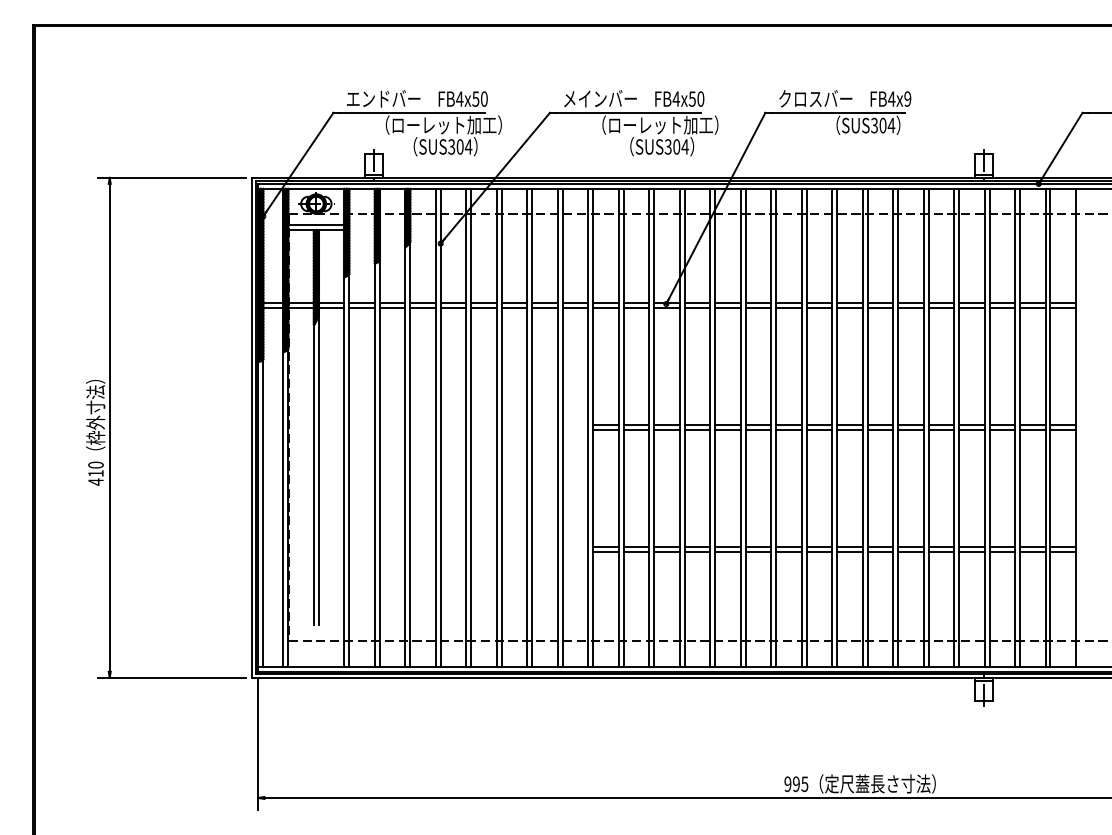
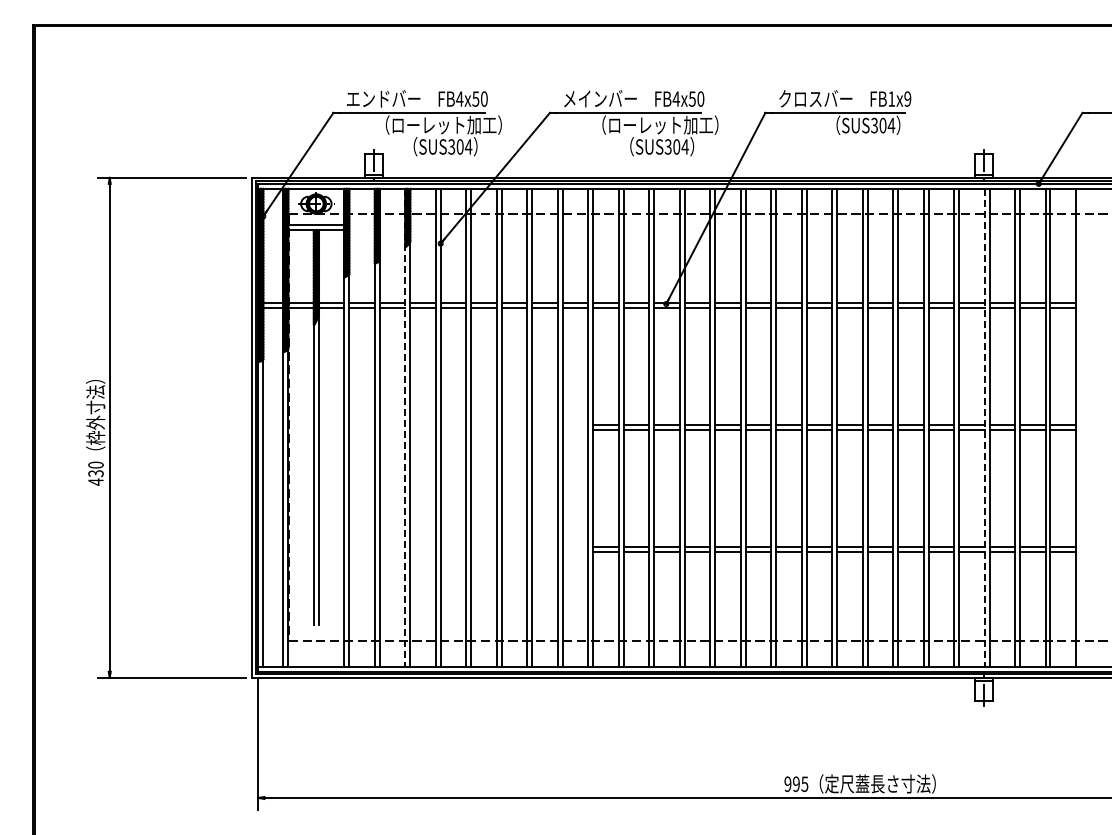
text: FB4x9 -> FB1x9 (891, 98)
line: solid -> dashed (405, 428)
line: solid -> dashed (984, 428)
text: 410 -> 430 (95, 473)
